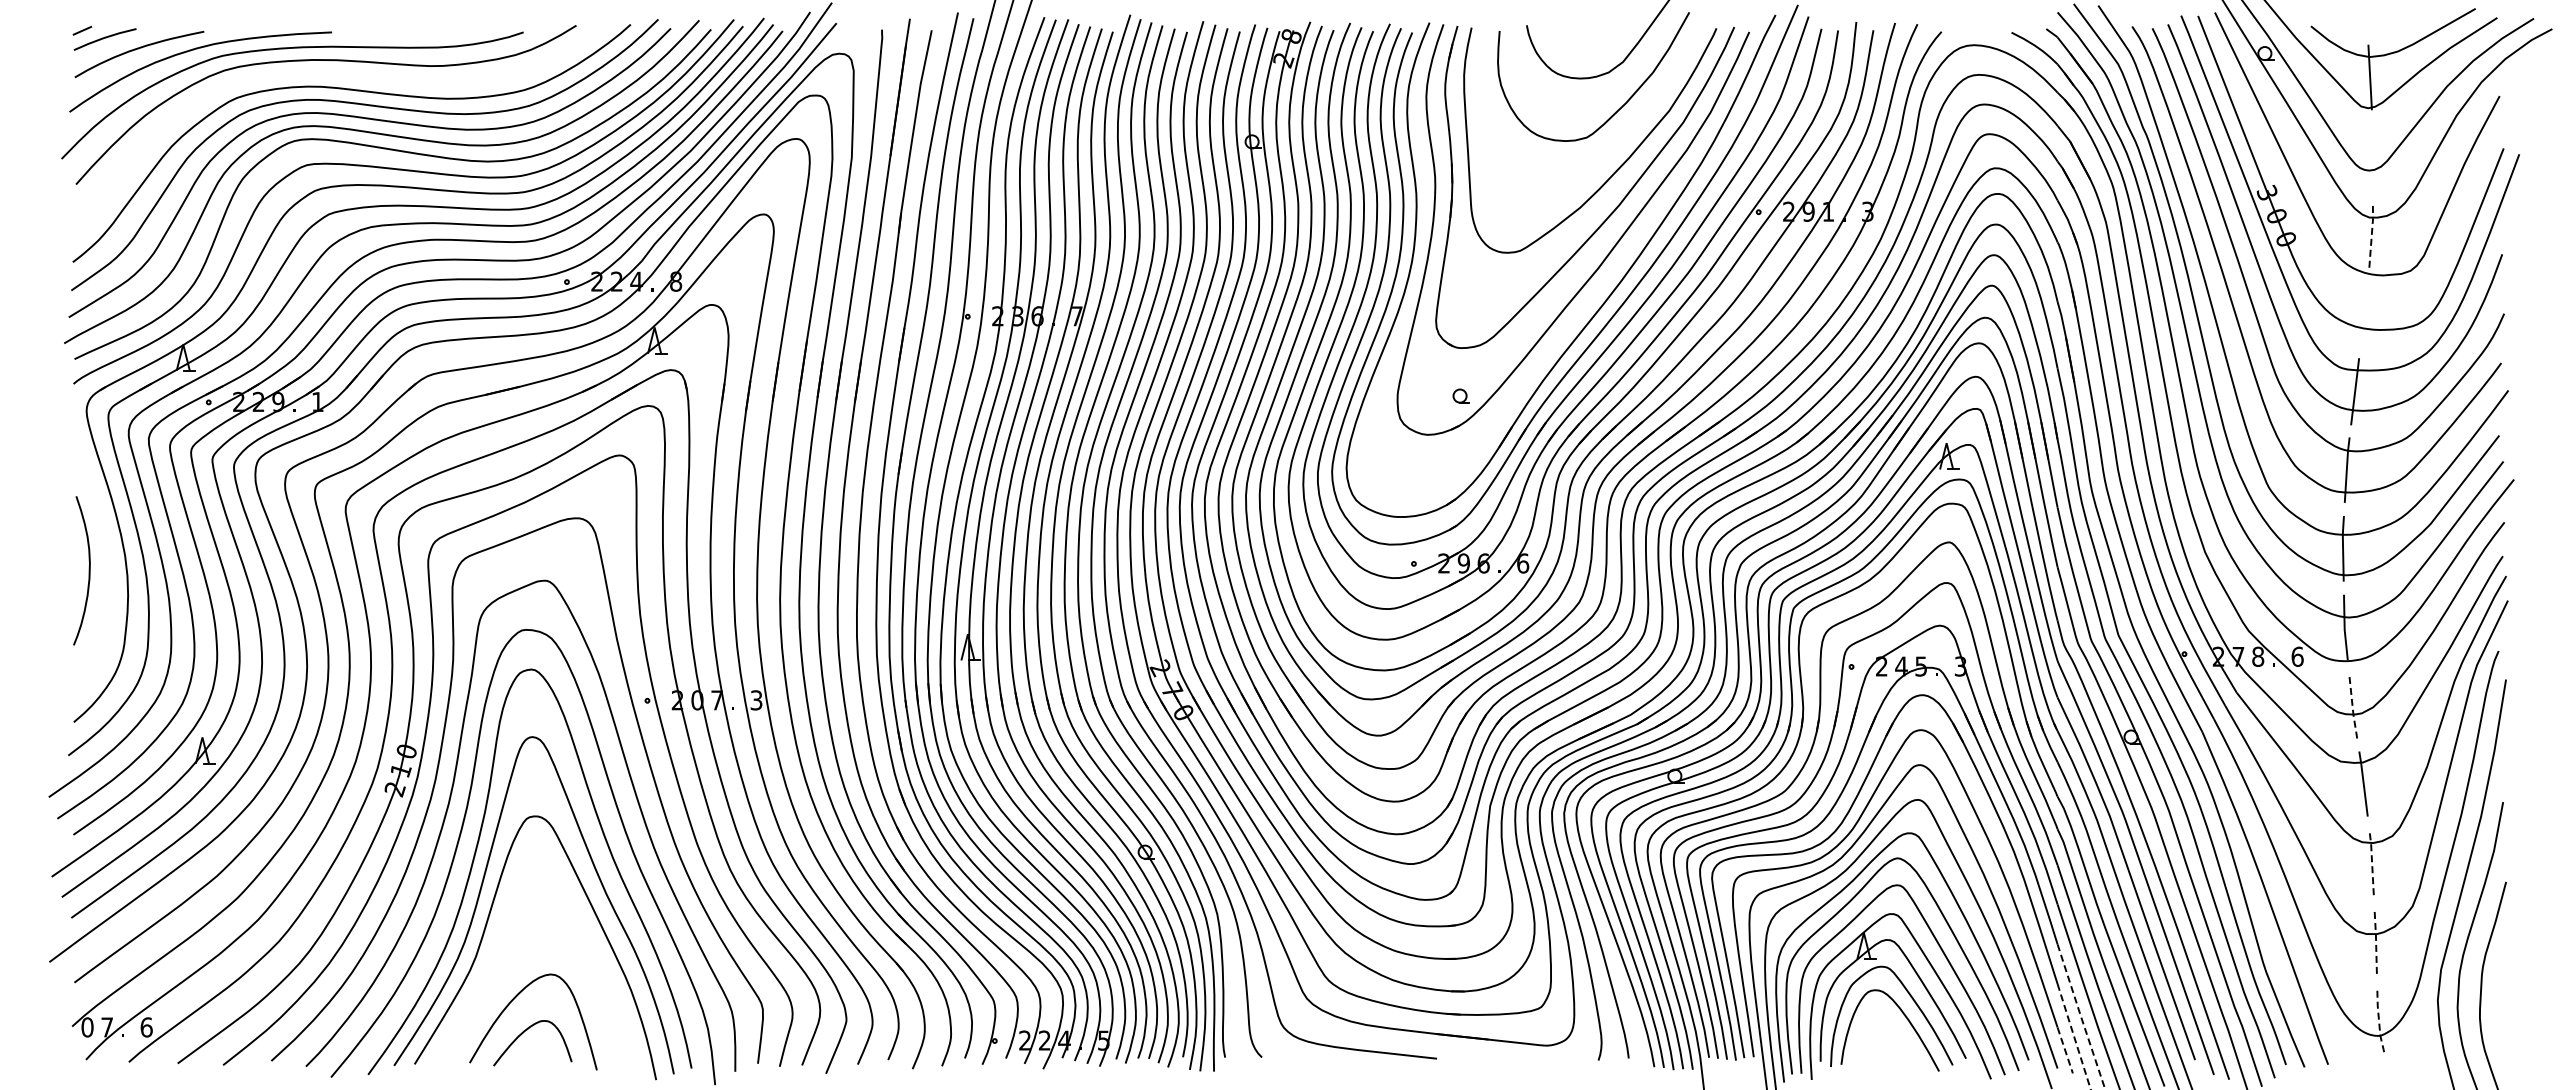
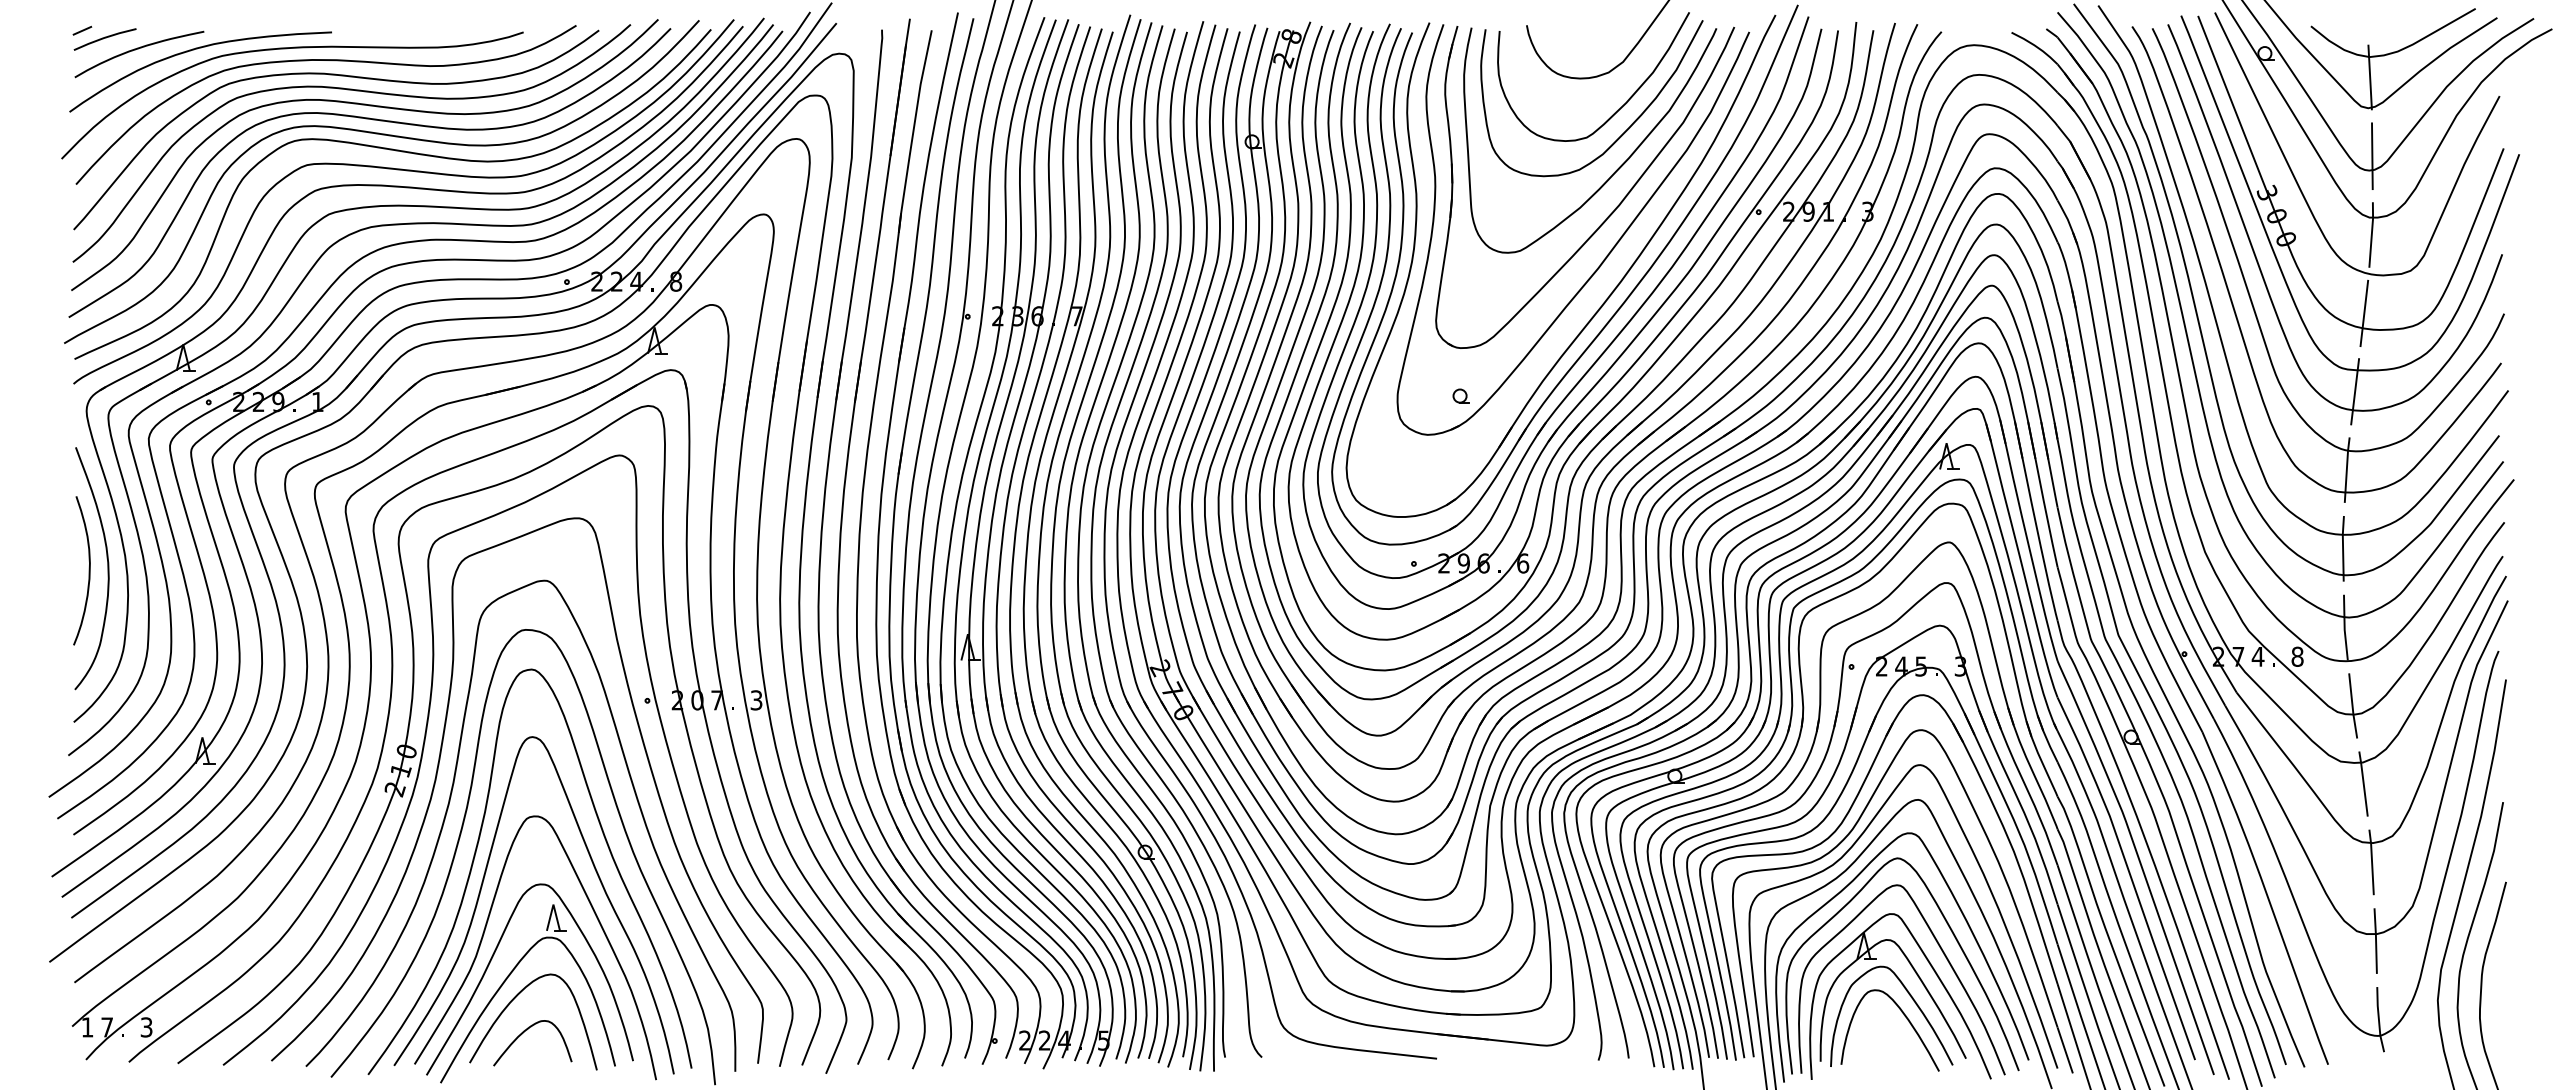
curve: none -> present (340, 76)
curve: none -> present (1624, 131)
line: none -> present (2372, 156)
line: dashed -> solid (2371, 234)
line: none -> present (2364, 313)
curve: none -> present (107, 568)
text: 8 -> 4 (2257, 656)
text: 6 -> 8 (2297, 656)
line: dashed -> solid (2352, 706)
line: dashed -> solid (2372, 861)
line: dashed -> solid (2376, 940)
part: none -> present (514, 970)
line: dashed -> solid (2081, 1016)
line: dashed -> solid (2378, 1019)
text: 0 -> 1 (87, 1027)
text: 6 -> 3 (146, 1027)
line: dashed -> solid (2074, 1037)
line: dashed -> solid (2065, 1050)
